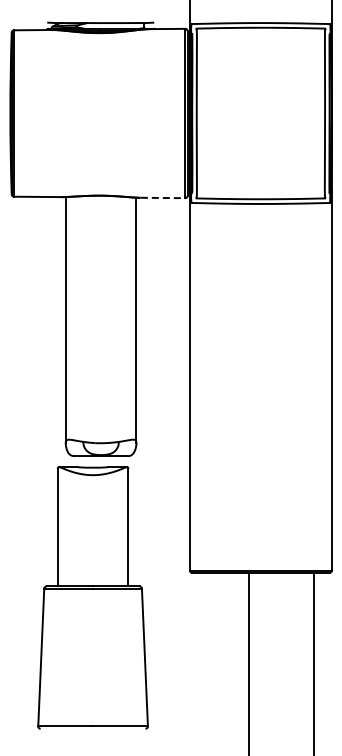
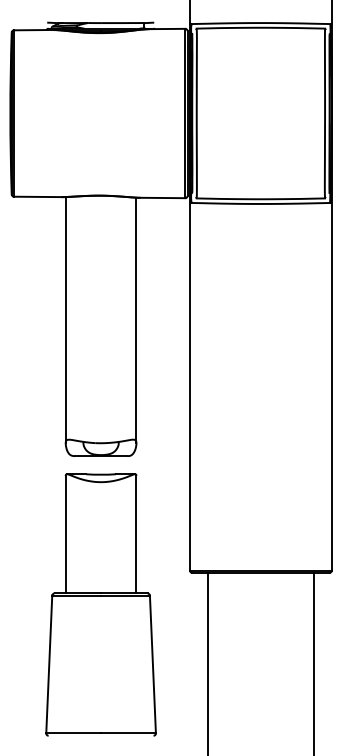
line: dashed -> solid (163, 198)
part position: (92, 597) -> (100, 604) (100, 604)
line position: (248, 662) -> (207, 662) (207, 662)
